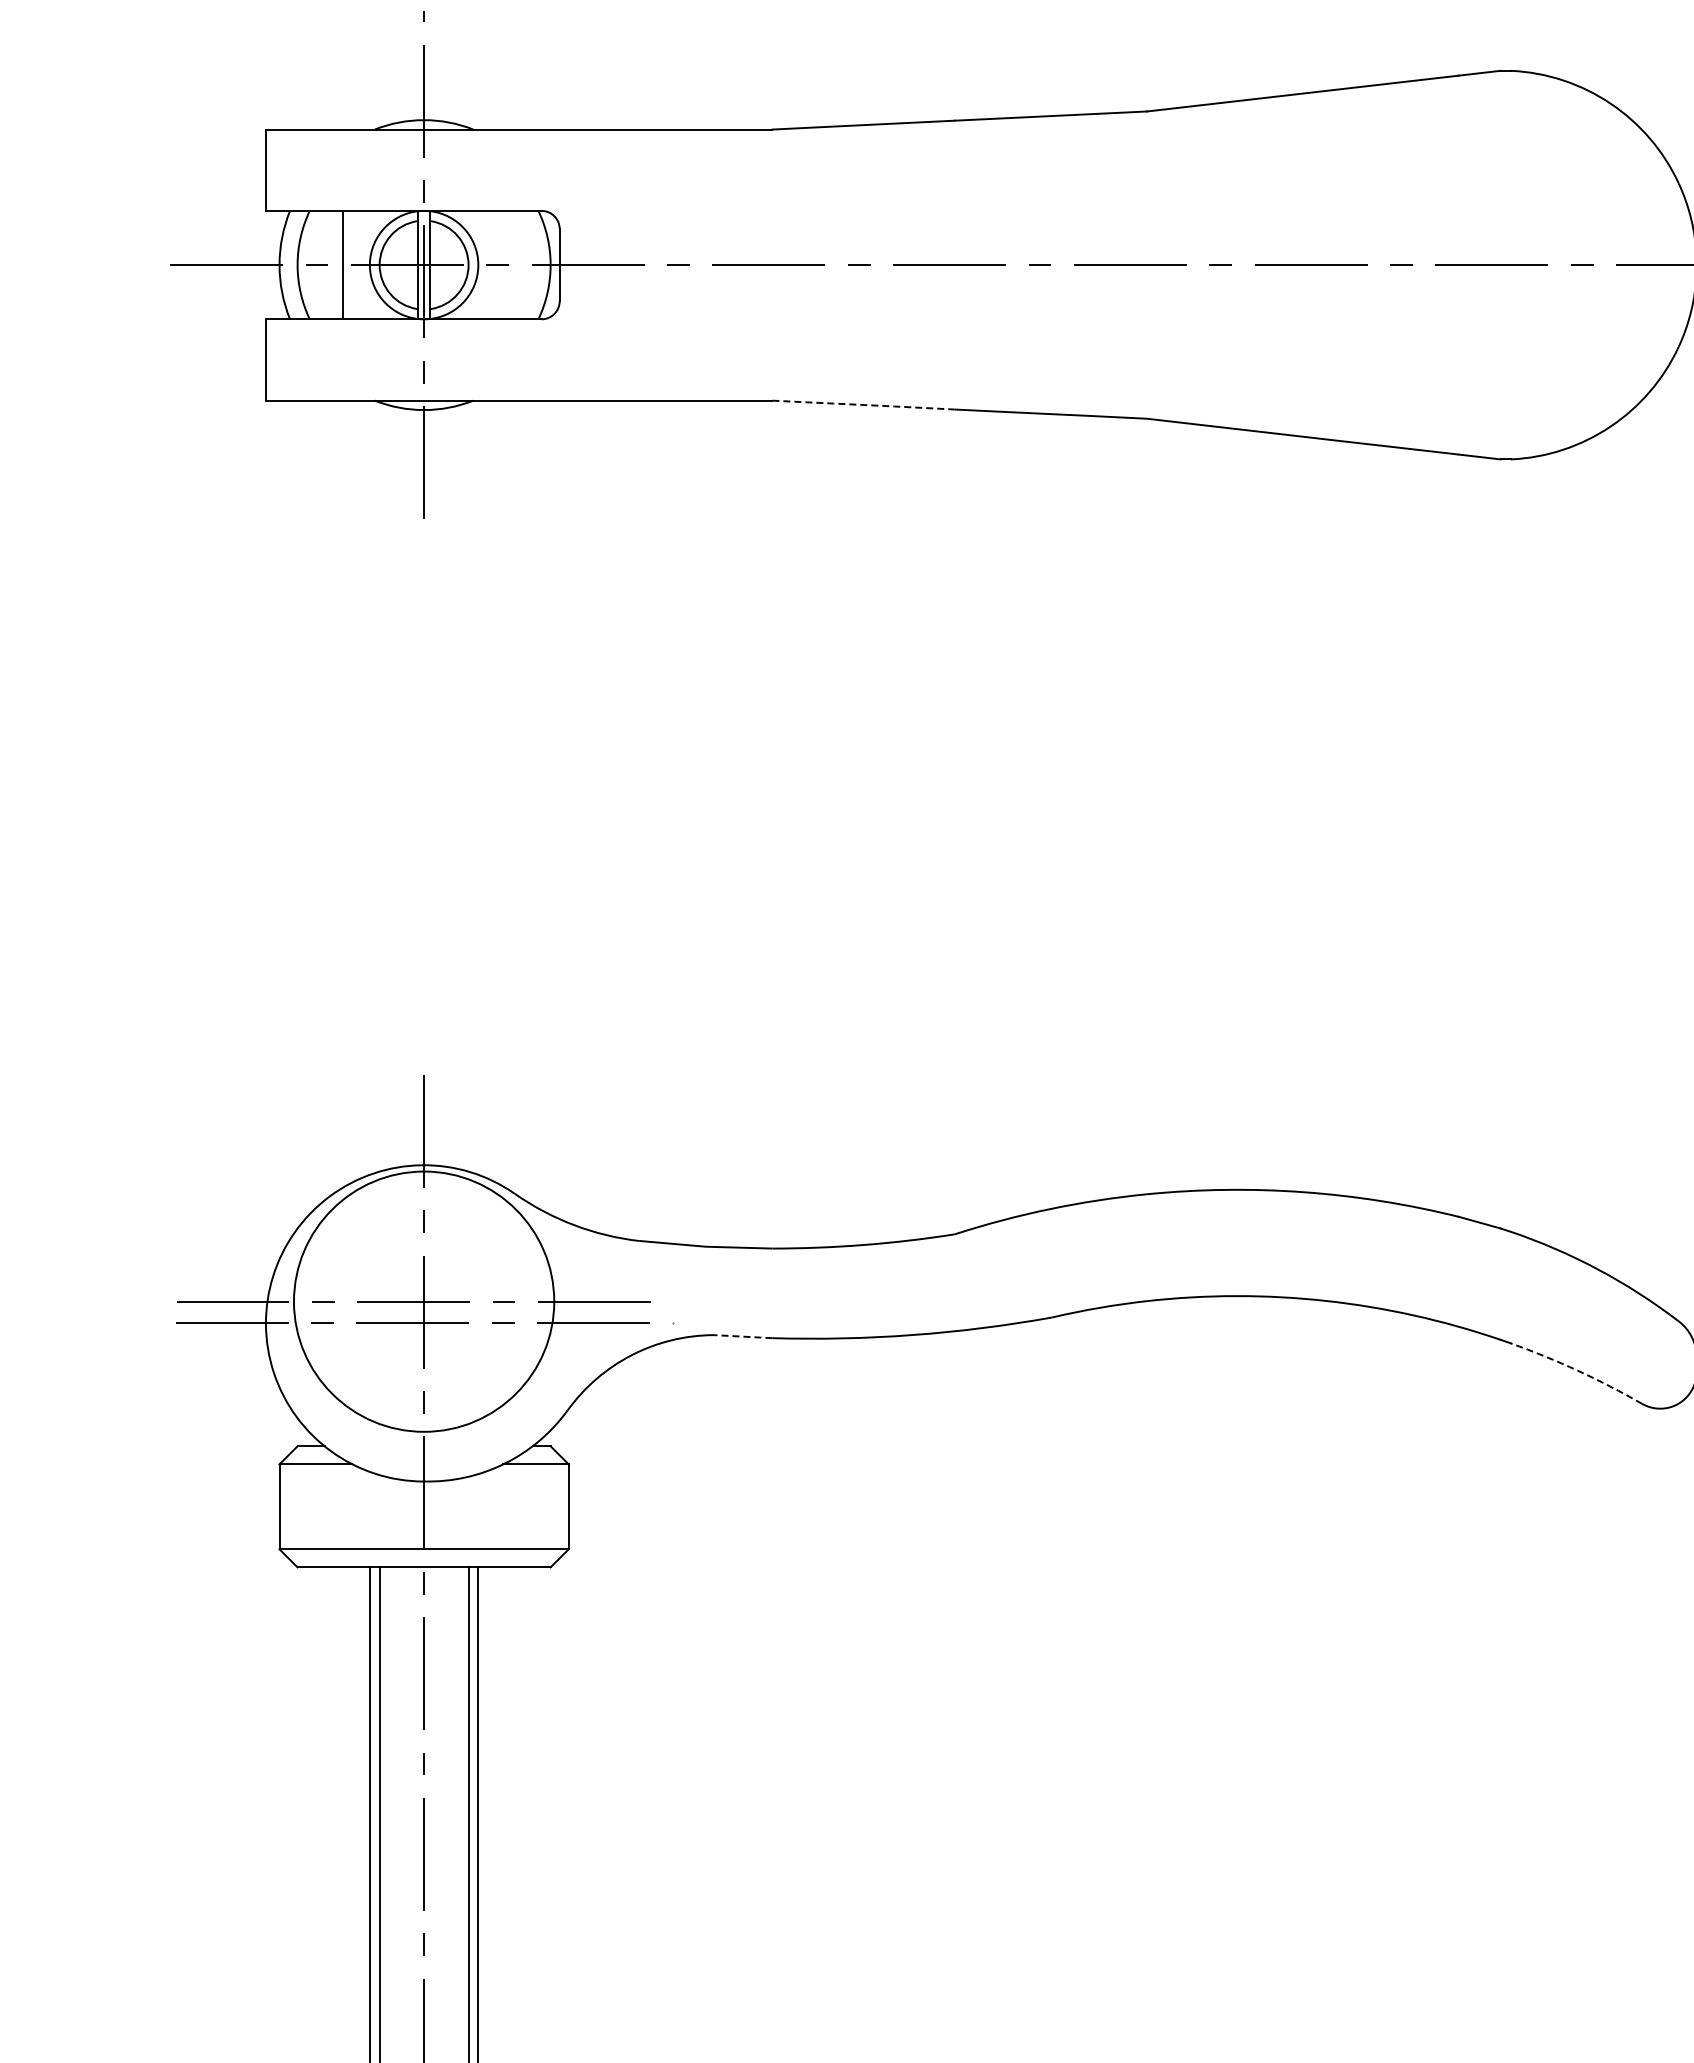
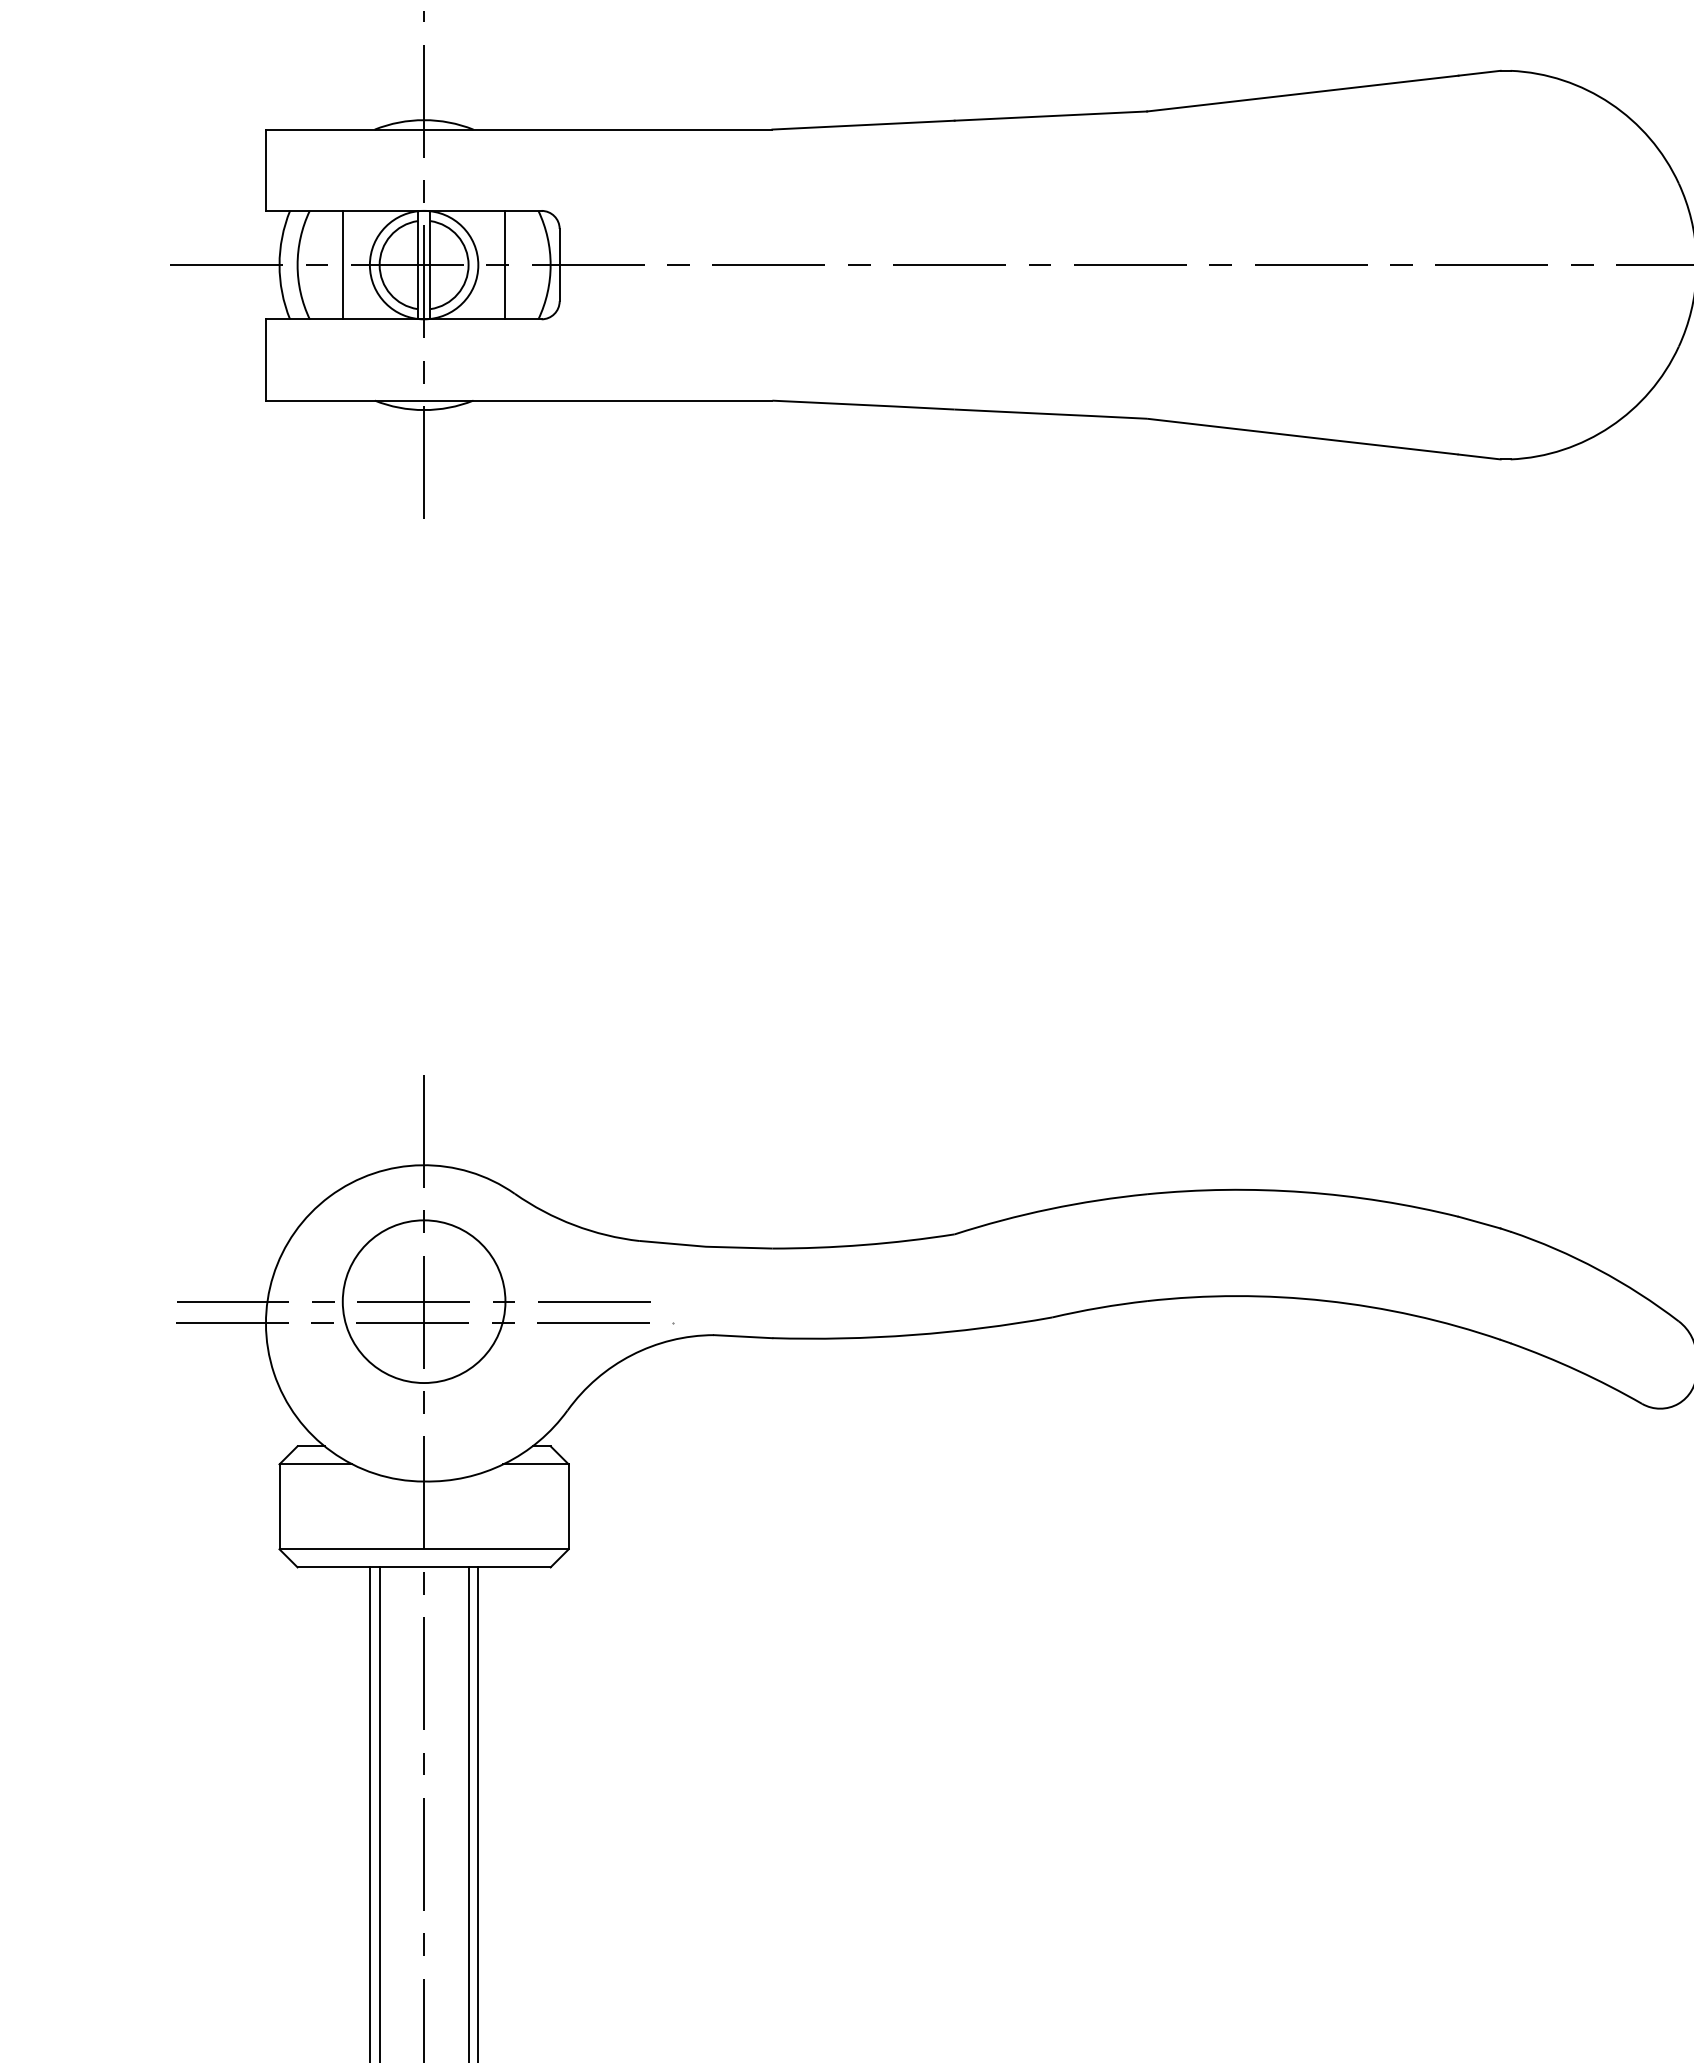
line: none -> present (505, 264)
line: dashed -> solid (864, 405)
circle diameter: 260 px -> 163 px (423, 1301)
line: dashed -> solid (742, 1336)
arc: dashed -> solid (1577, 1370)
